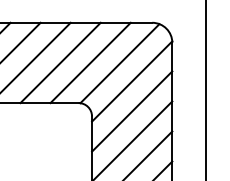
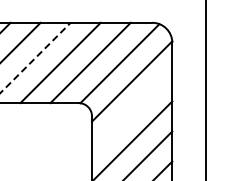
line: solid -> dashed (35, 58)
line: present -> none (132, 111)
